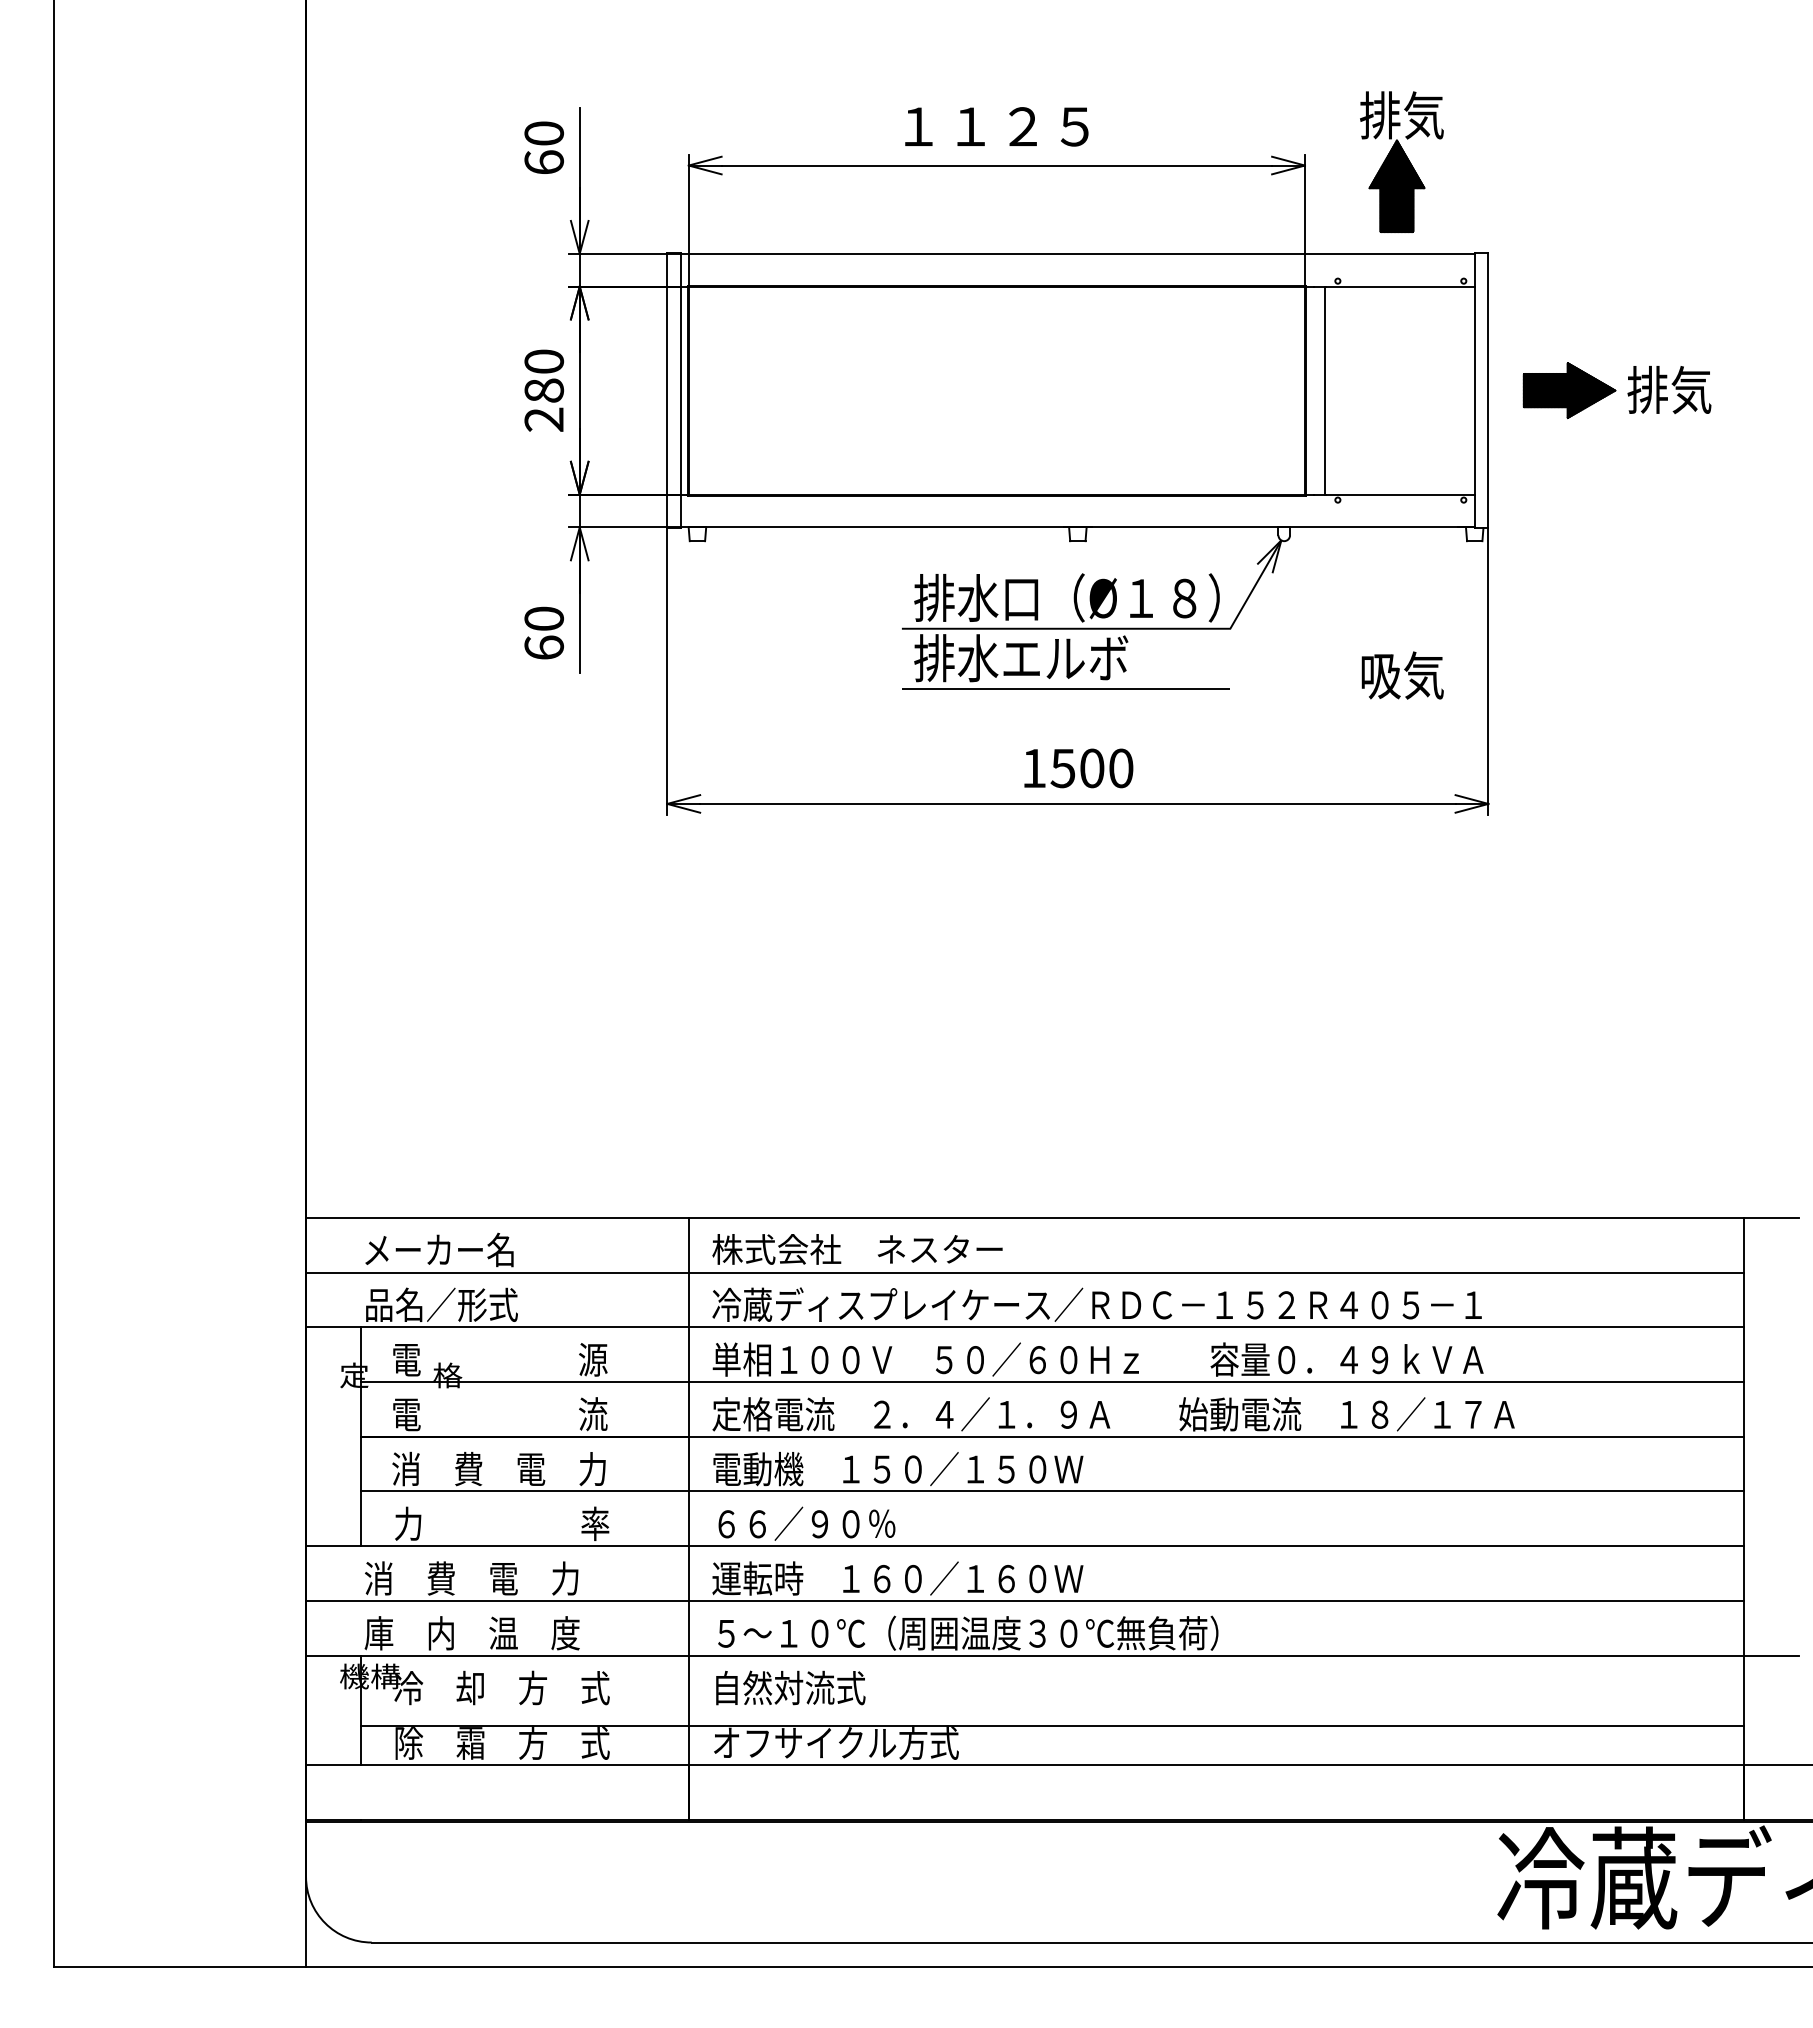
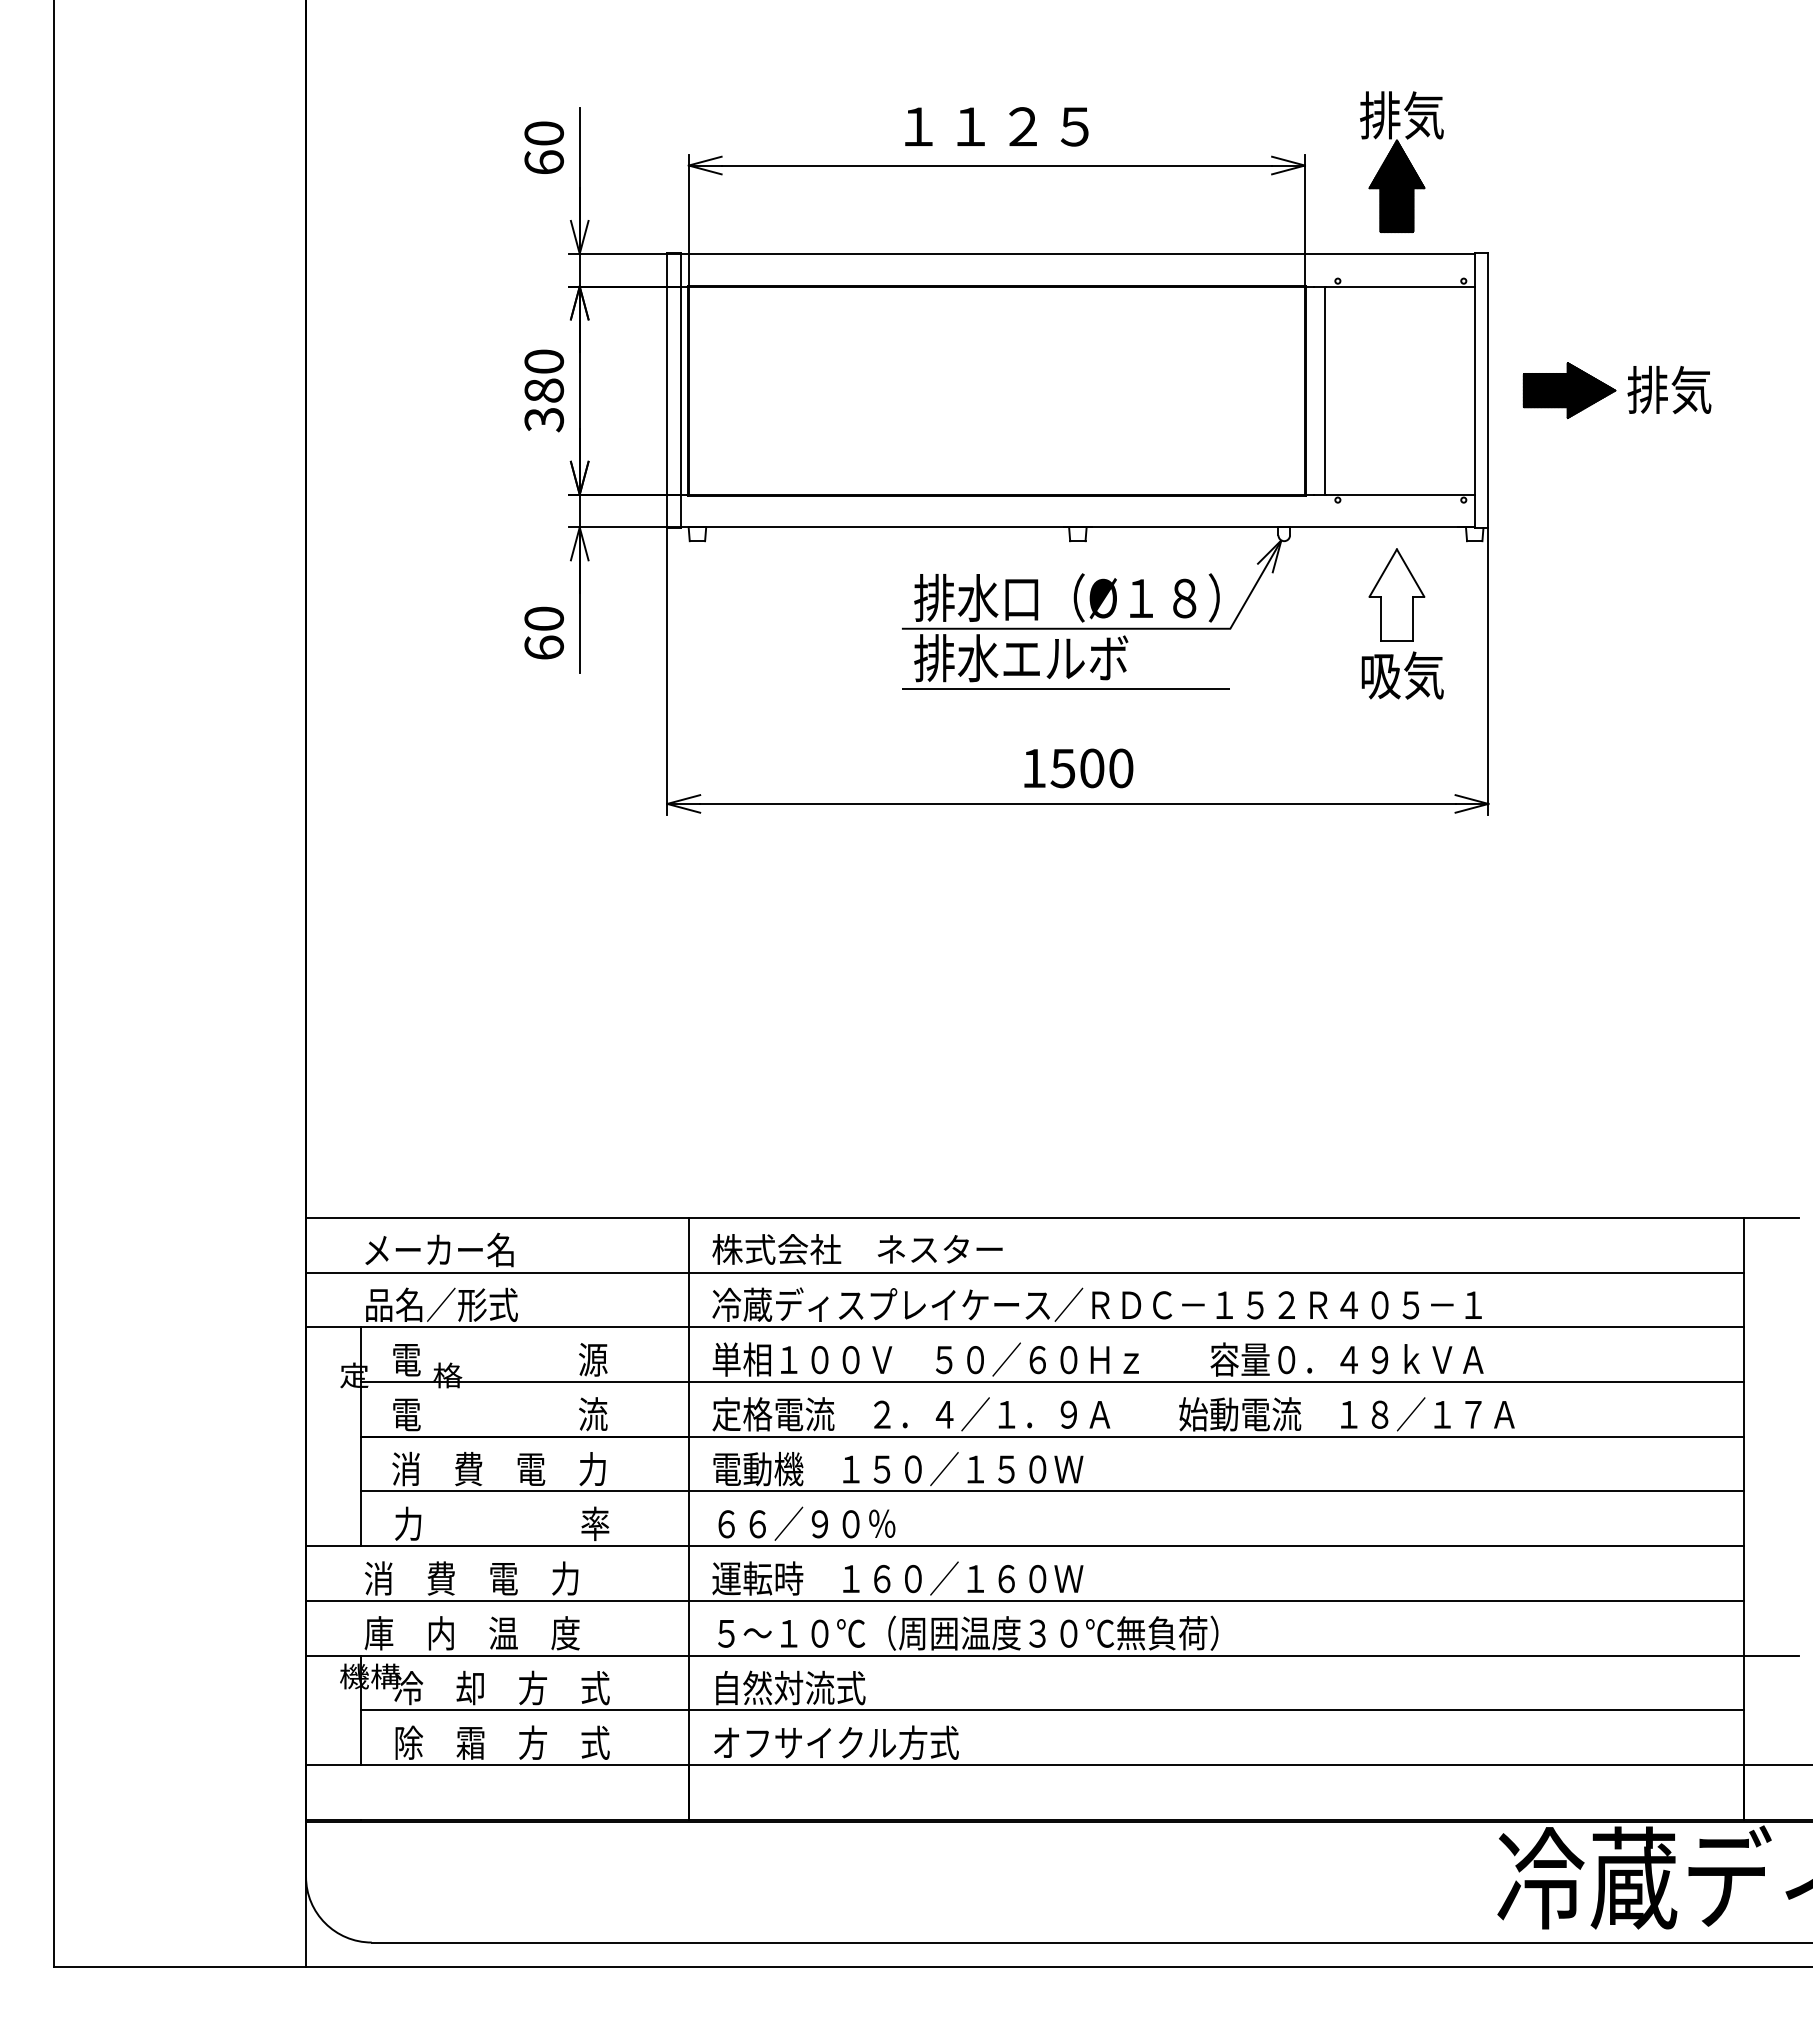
text: 280 -> 380 (544, 419)
part: none -> present (1396, 594)
line position: (1051, 1726) -> (1051, 1710) (1051, 1710)
